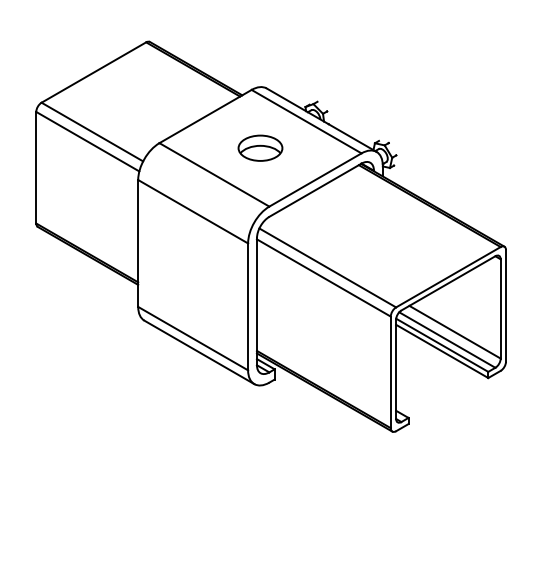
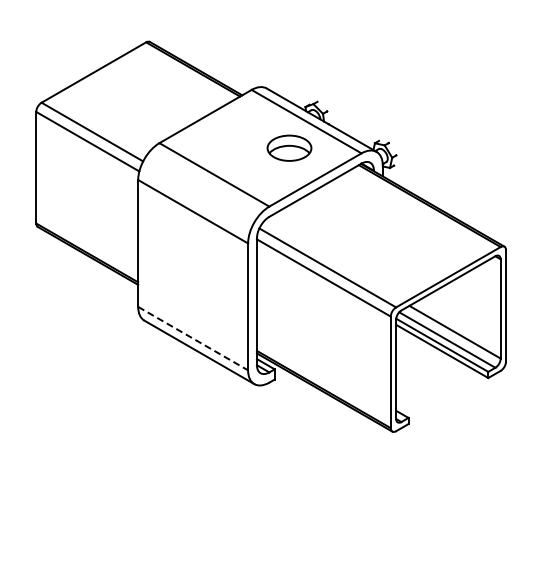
part position: (260, 147) -> (289, 147) (289, 147)
line: solid -> dashed (193, 338)
